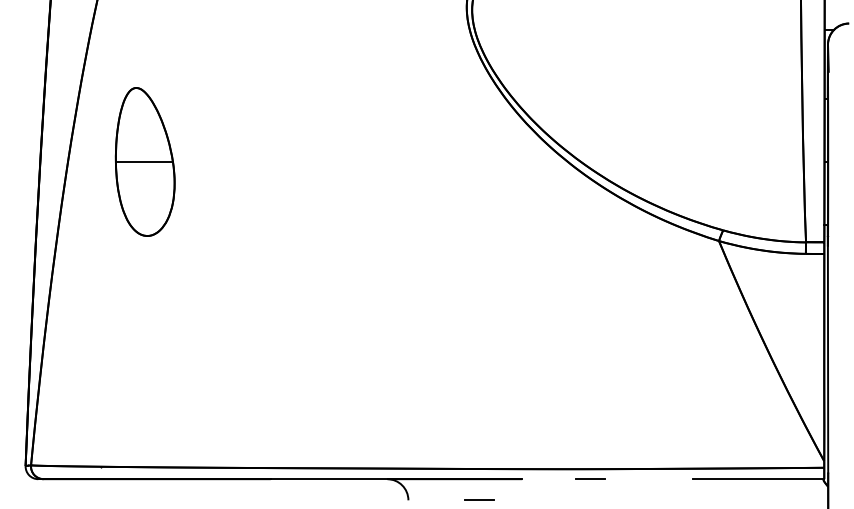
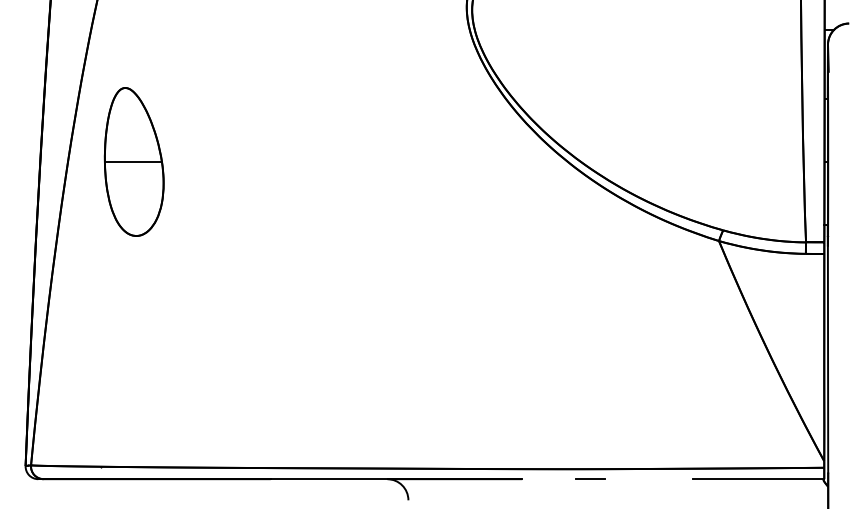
part position: (144, 161) -> (133, 161) (133, 161)
line: present -> none (479, 499)
